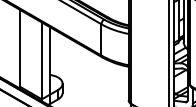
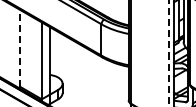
line: solid -> dashed (20, 47)
line: solid -> dashed (168, 53)
